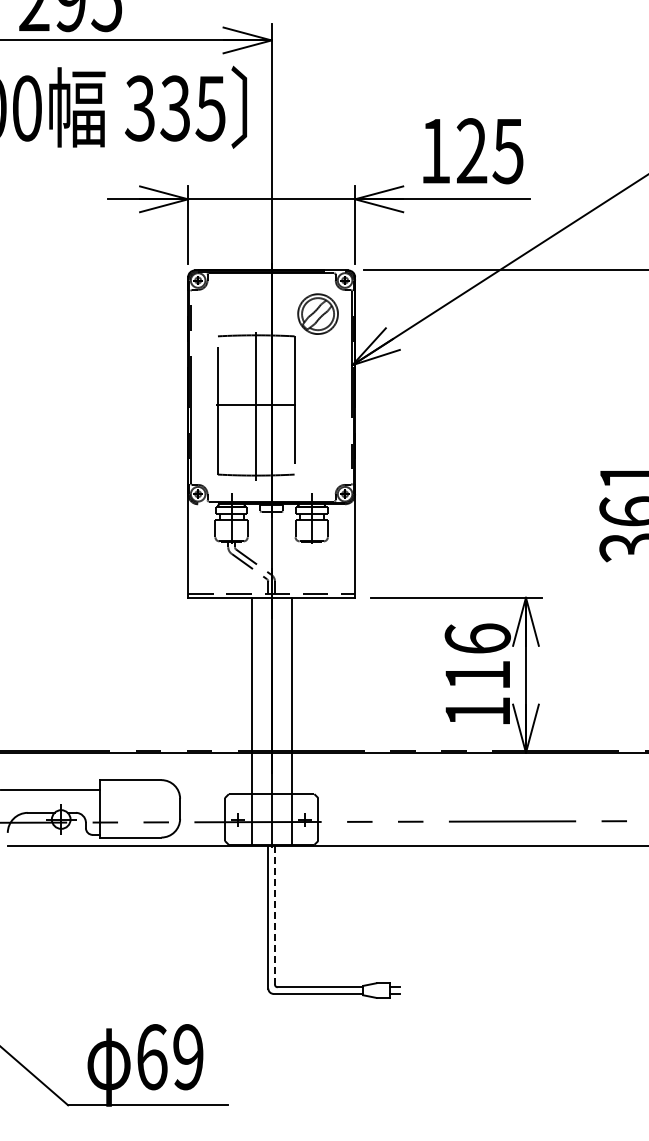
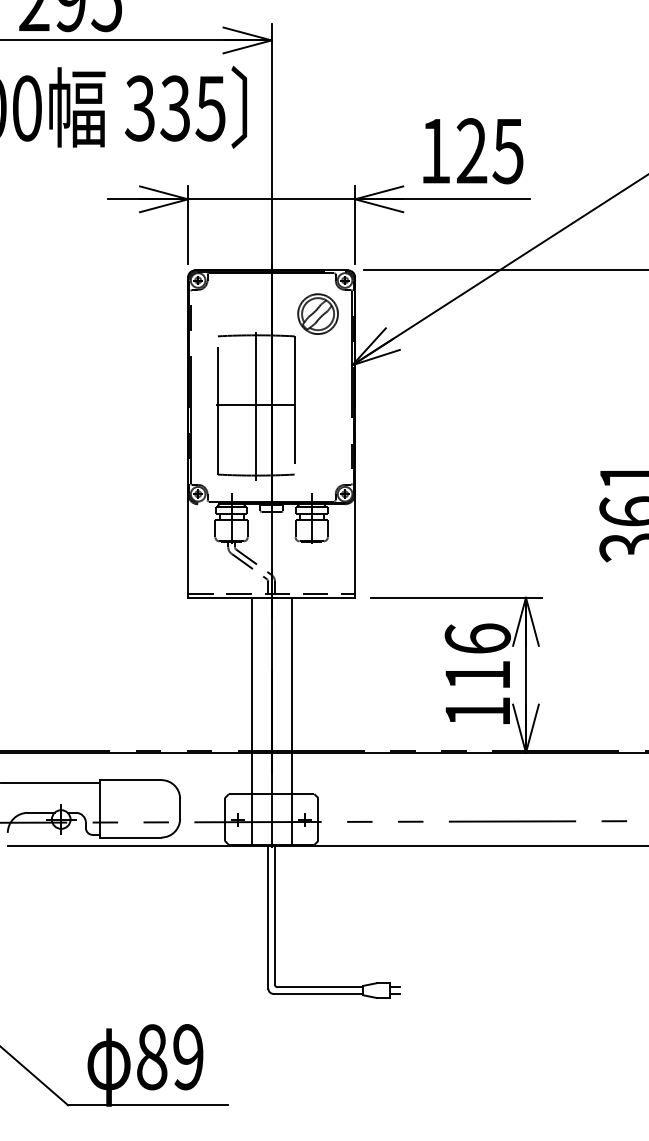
line position: (50, 789) -> (50, 782) (50, 782)
line: dashed -> solid (274, 914)
text: 69 -> 89 (152, 1057)
